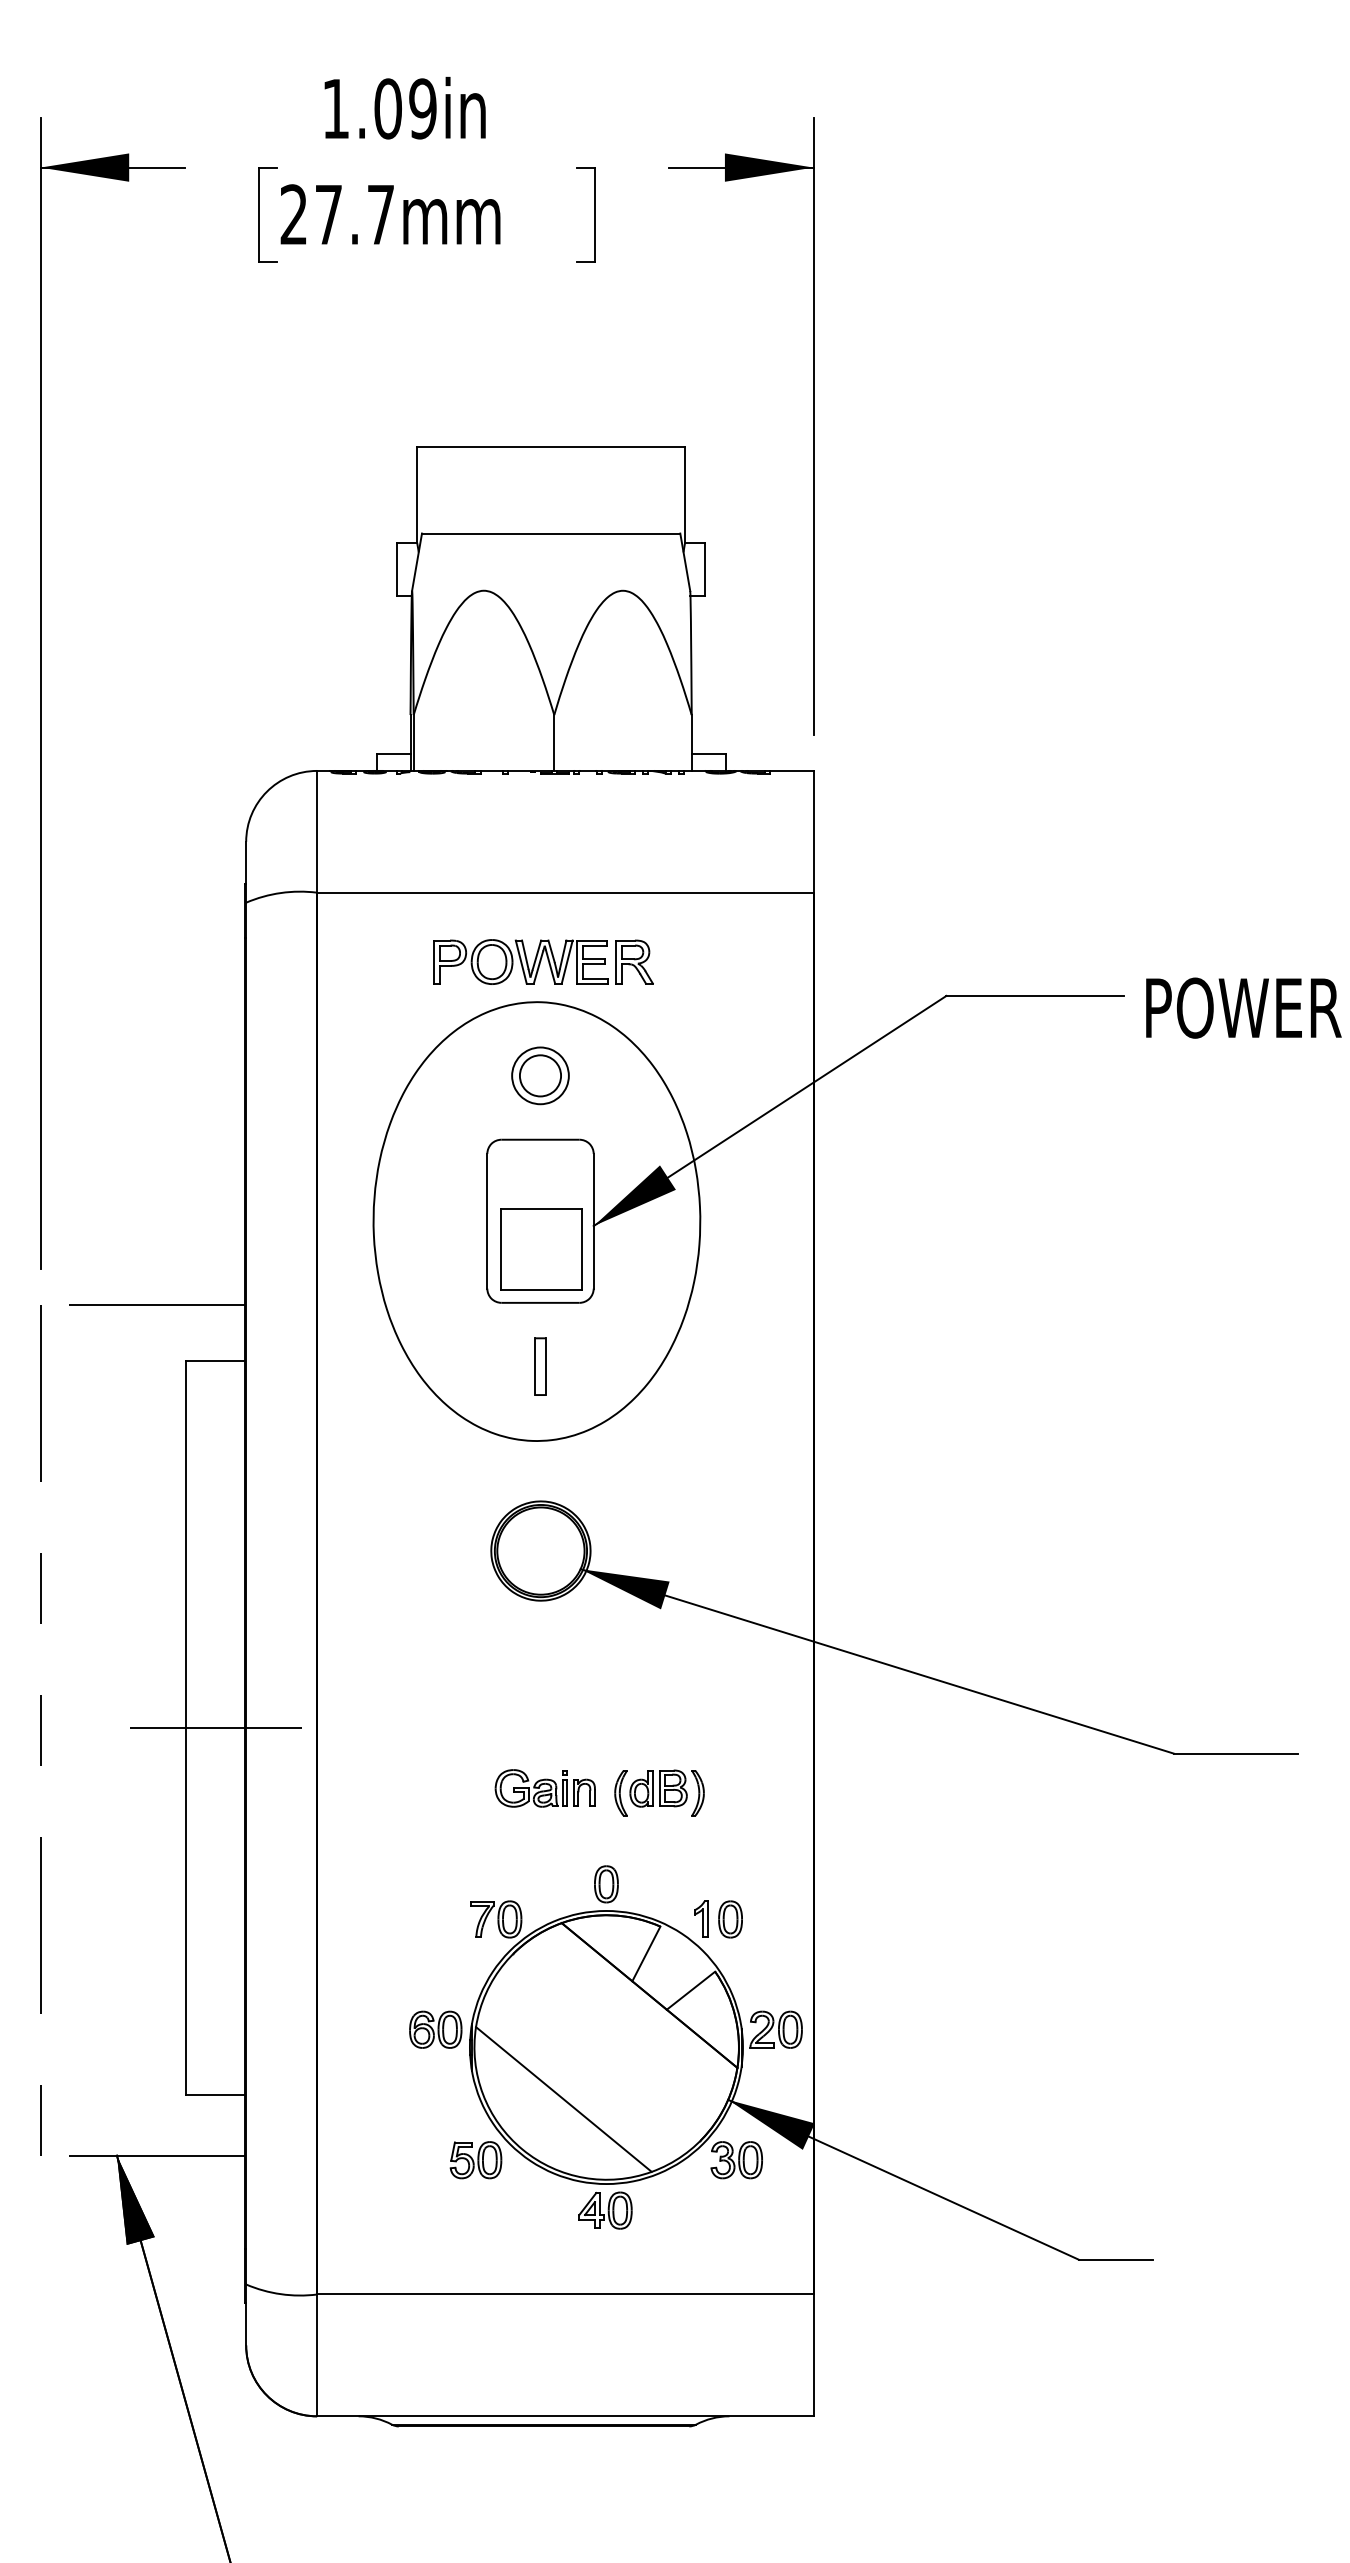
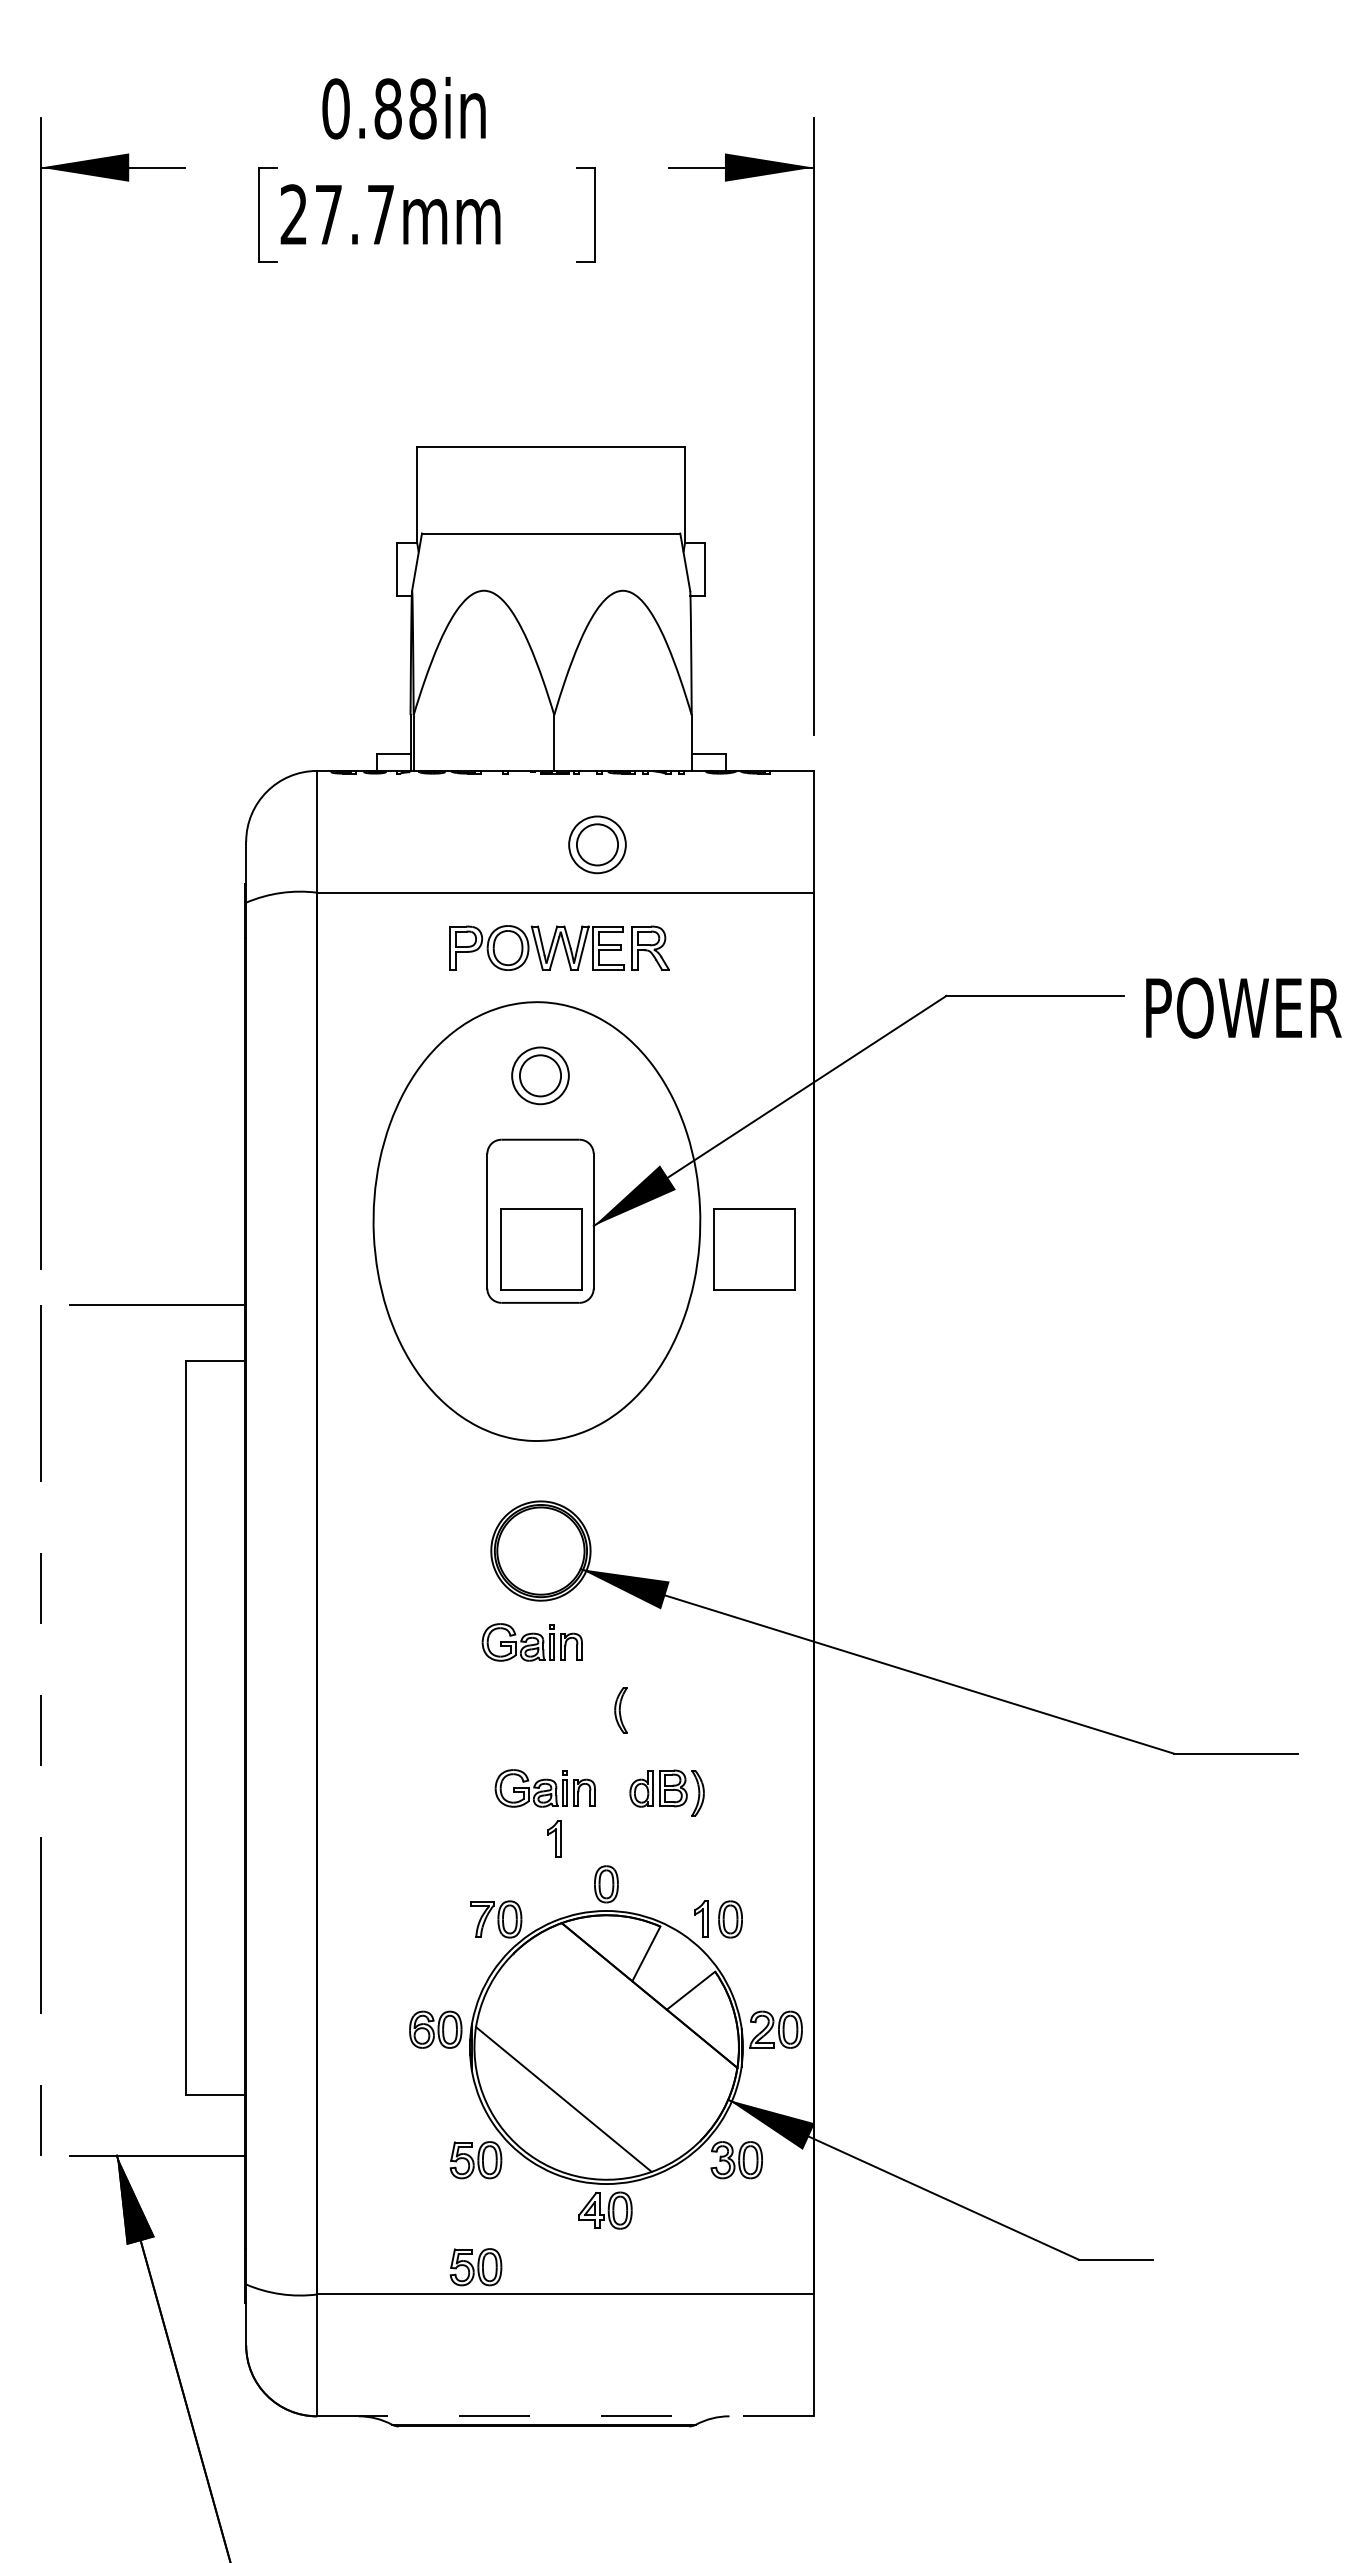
text: 1.09in -> 0.88in (379, 108)
part: none -> present (597, 844)
part position: (543, 961) -> (559, 947) (559, 947)
part: none -> present (754, 1249)
part: present -> none (540, 1366)
part: none -> present (531, 1642)
line: present -> none (216, 1728)
part position: (620, 1793) -> (620, 1710) (620, 1710)
part: none -> present (554, 1838)
part: none -> present (475, 2267)
line: solid -> dashed (565, 2416)
